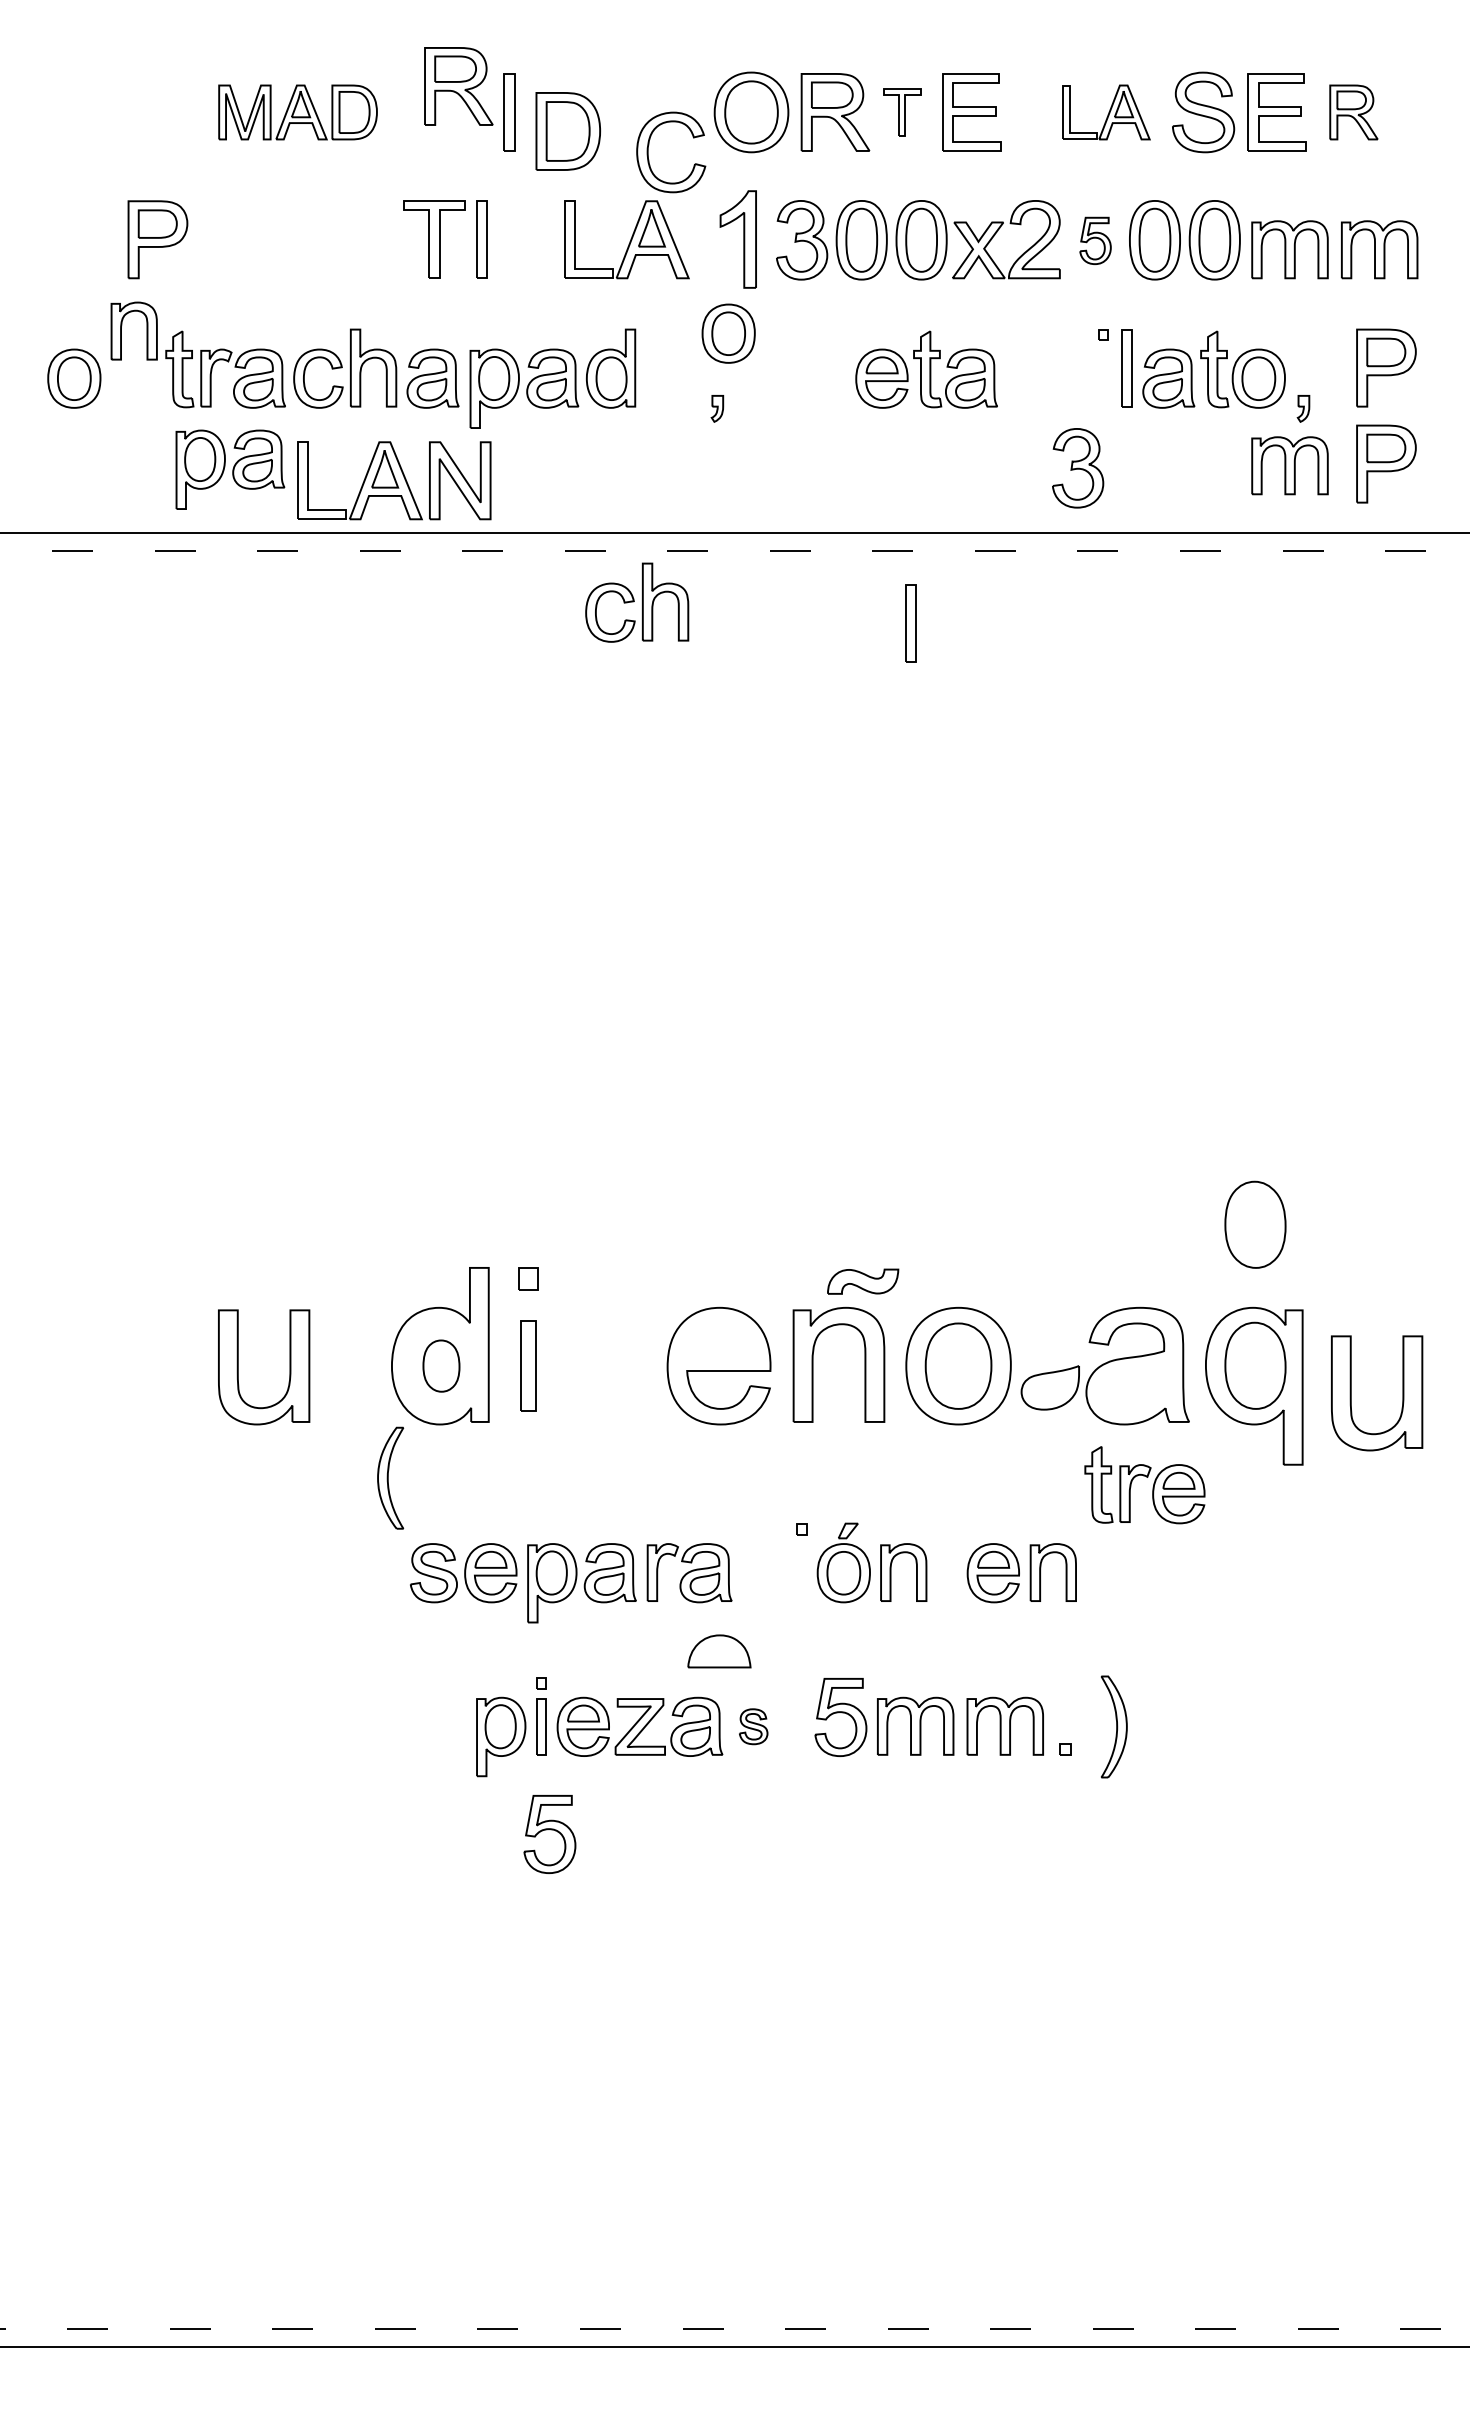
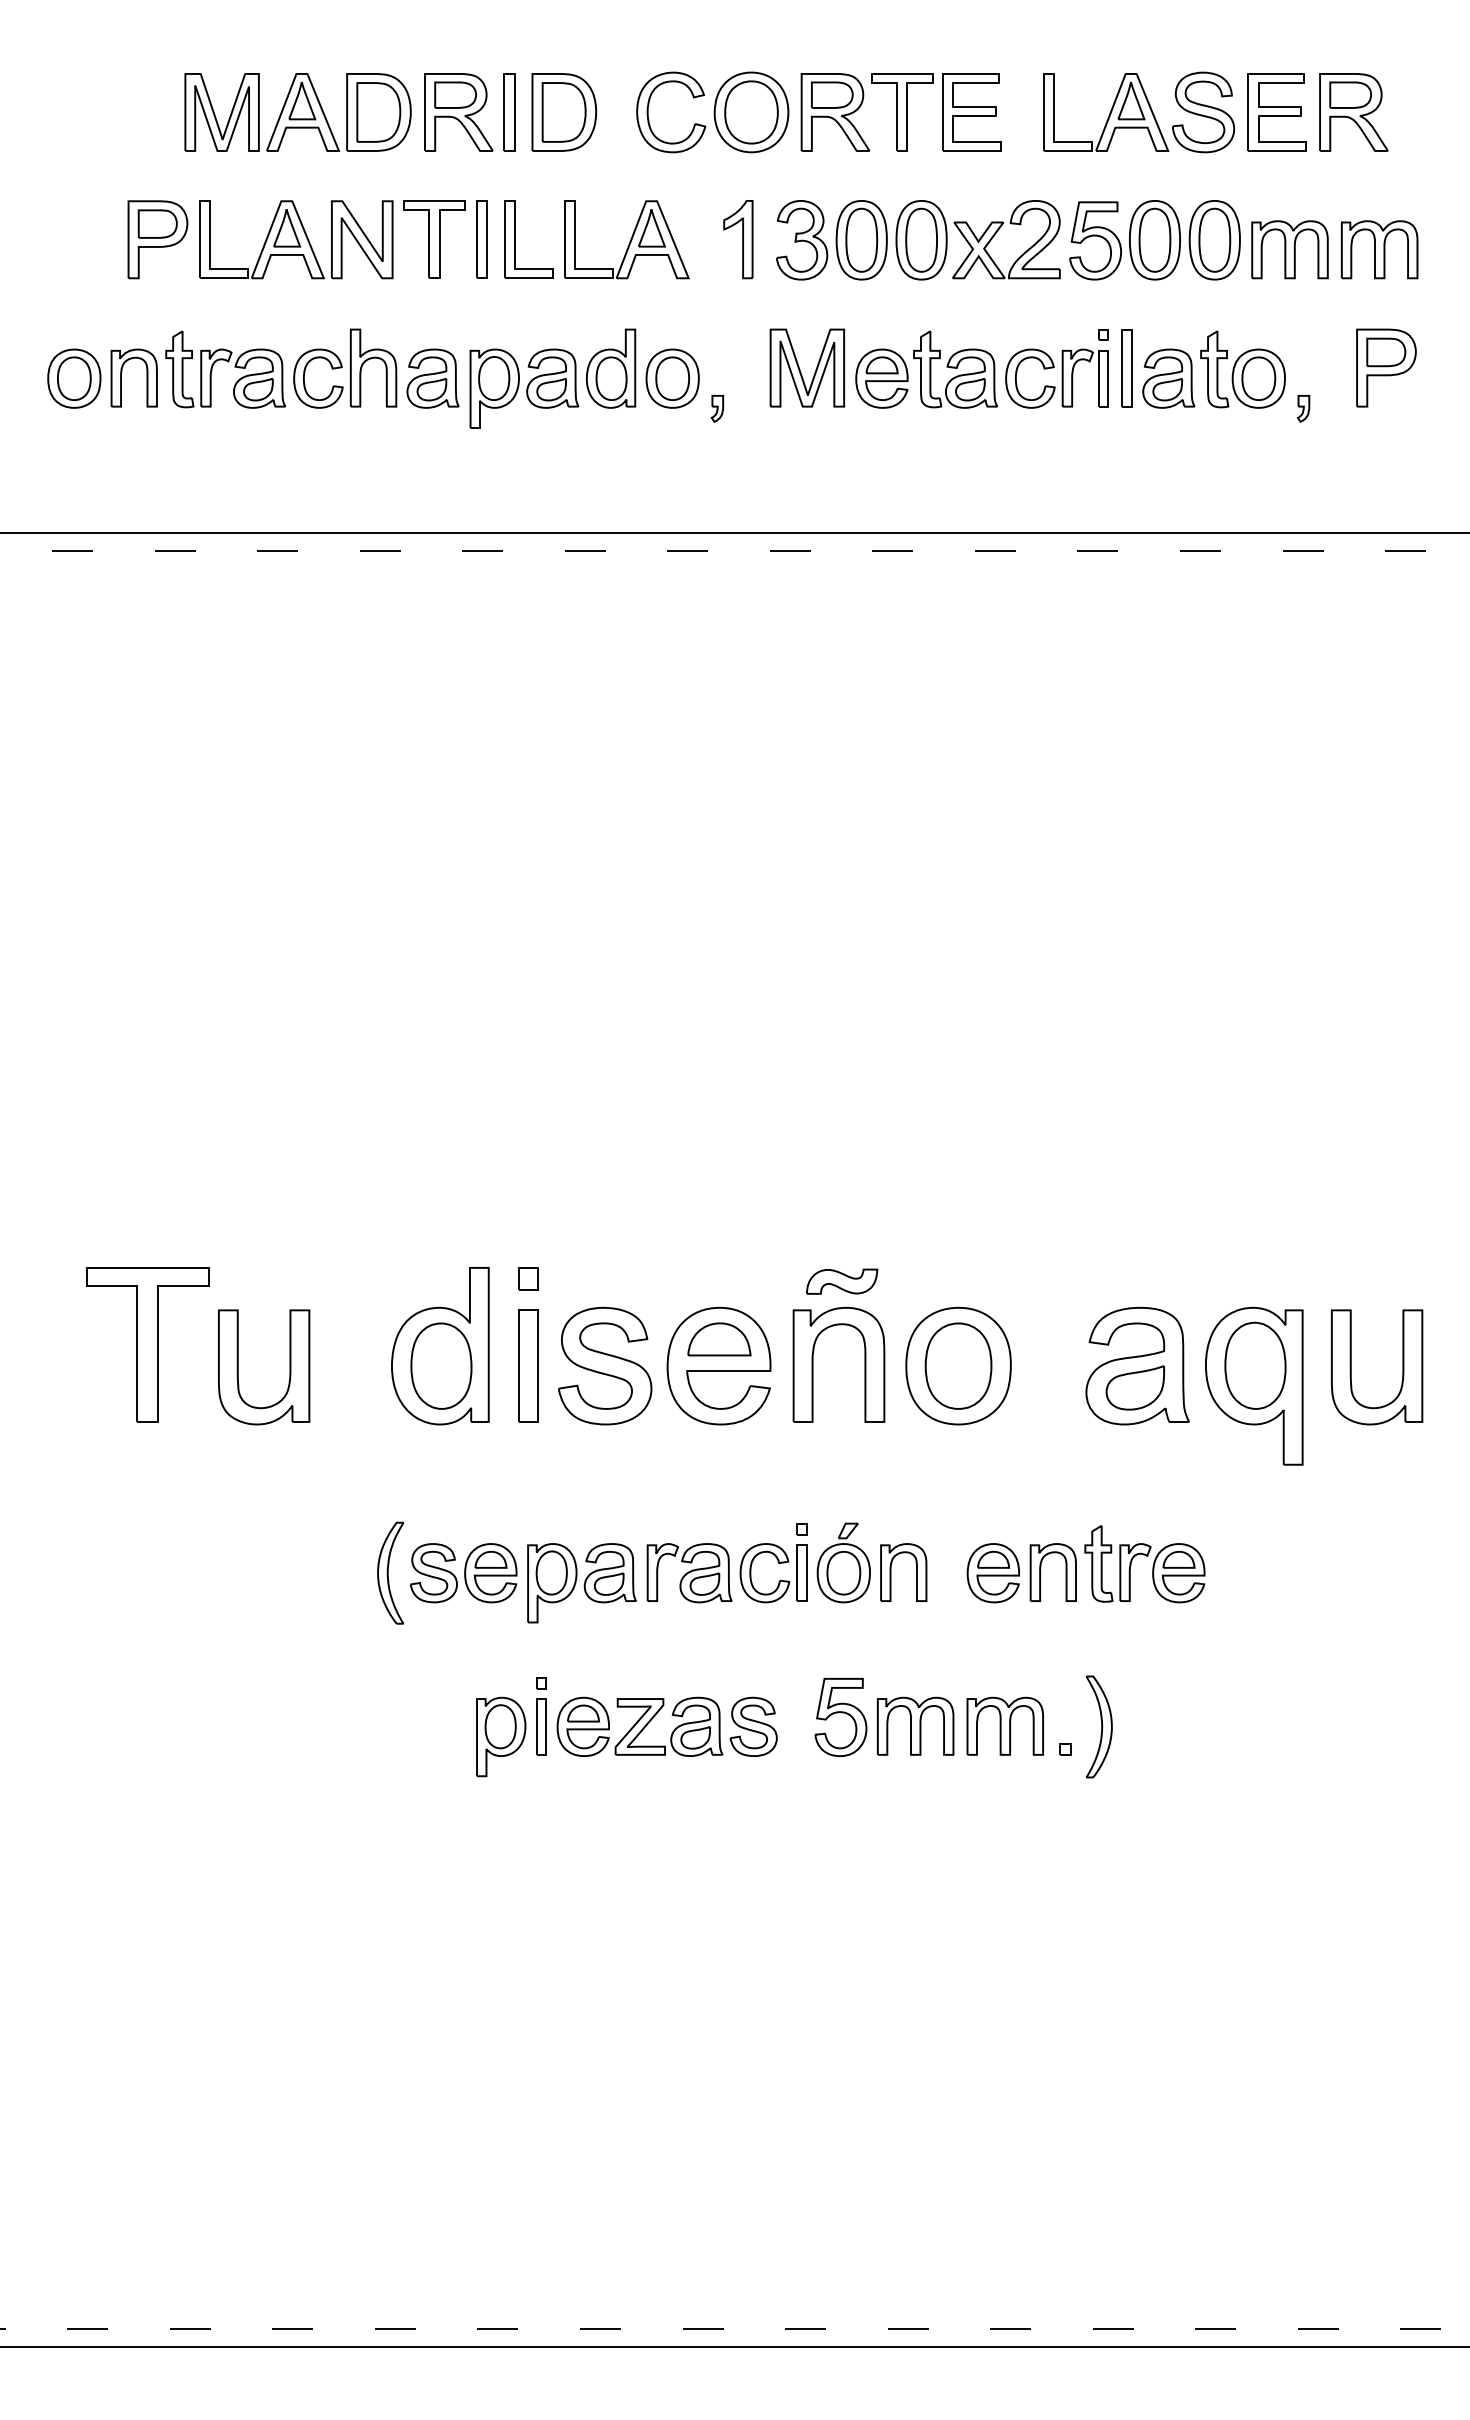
part position: (458, 86) -> (458, 112) (458, 112)
part size: 160x57 px -> 228x79 px (297, 112)
part size: 39x49 px -> 63x79 px (902, 112)
part size: 89x57 px -> 127x79 px (1106, 112)
part size: 50x57 px -> 70x79 px (1353, 112)
part position: (567, 131) -> (563, 112) (563, 112)
part position: (648, 152) -> (648, 112) (648, 112)
part: none -> present (515, 239)
part size: 38x99 px -> 31x80 px (738, 239)
part size: 33x49 px -> 53x80 px (1095, 240)
part position: (121, 330) -> (121, 377) (121, 377)
part position: (728, 333) -> (672, 378) (672, 378)
part: none -> present (800, 369)
part: none -> present (1056, 378)
part: present -> none (1386, 463)
part: present -> none (1289, 465)
part: present -> none (1078, 468)
part: present -> none (230, 469)
part position: (394, 480) -> (296, 239) (296, 239)
part: present -> none (637, 602)
part: present -> none (910, 623)
part: present -> none (1255, 1224)
part position: (863, 1281) -> (842, 1281) (842, 1281)
part: none -> present (147, 1344)
part size: 39x54 px -> 63x88 px (441, 1365)
part size: 17x92 px -> 21x114 px (528, 1365)
part: none -> present (605, 1365)
part position: (1049, 1387) -> (1134, 1387) (1134, 1387)
part position: (1402, 1393) -> (1402, 1367) (1402, 1367)
part position: (390, 1477) -> (390, 1572) (390, 1572)
part position: (1146, 1477) -> (1146, 1556) (1146, 1556)
part: none -> present (780, 1579)
part position: (719, 1651) -> (719, 1339) (719, 1339)
part size: 30x38 px -> 49x61 px (753, 1726)
part position: (1113, 1726) -> (1098, 1726) (1098, 1726)
part: present -> none (549, 1834)
